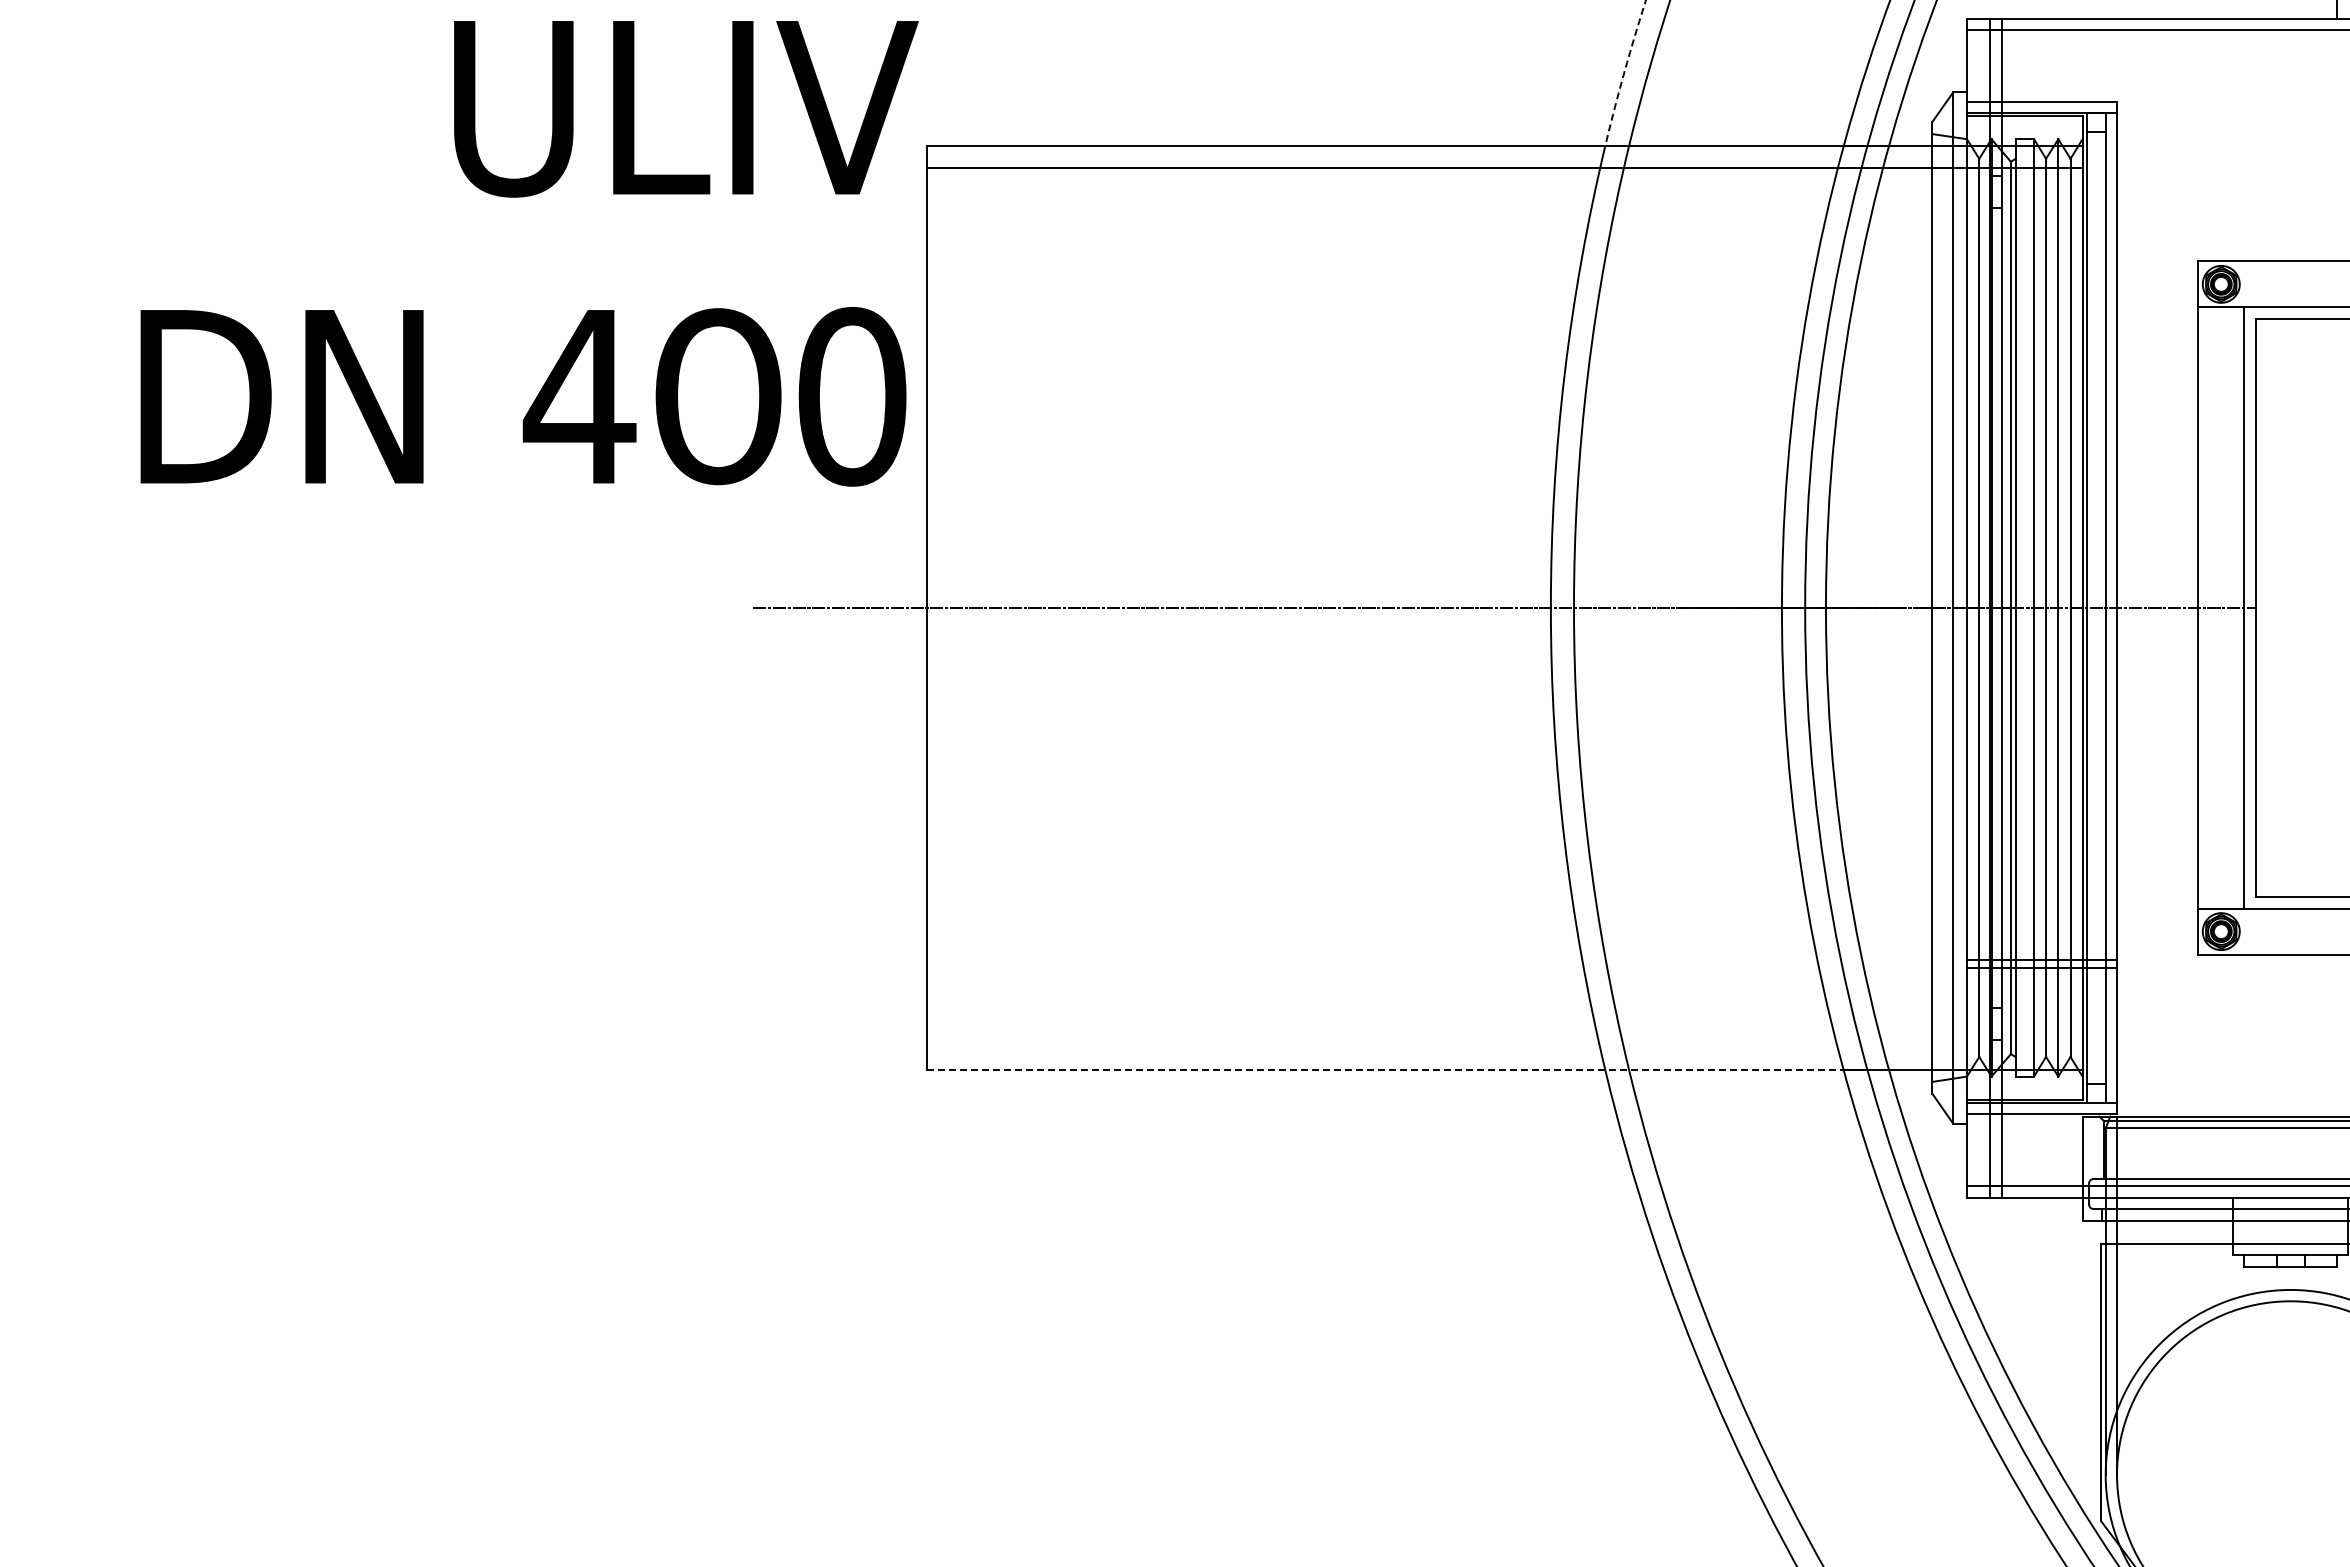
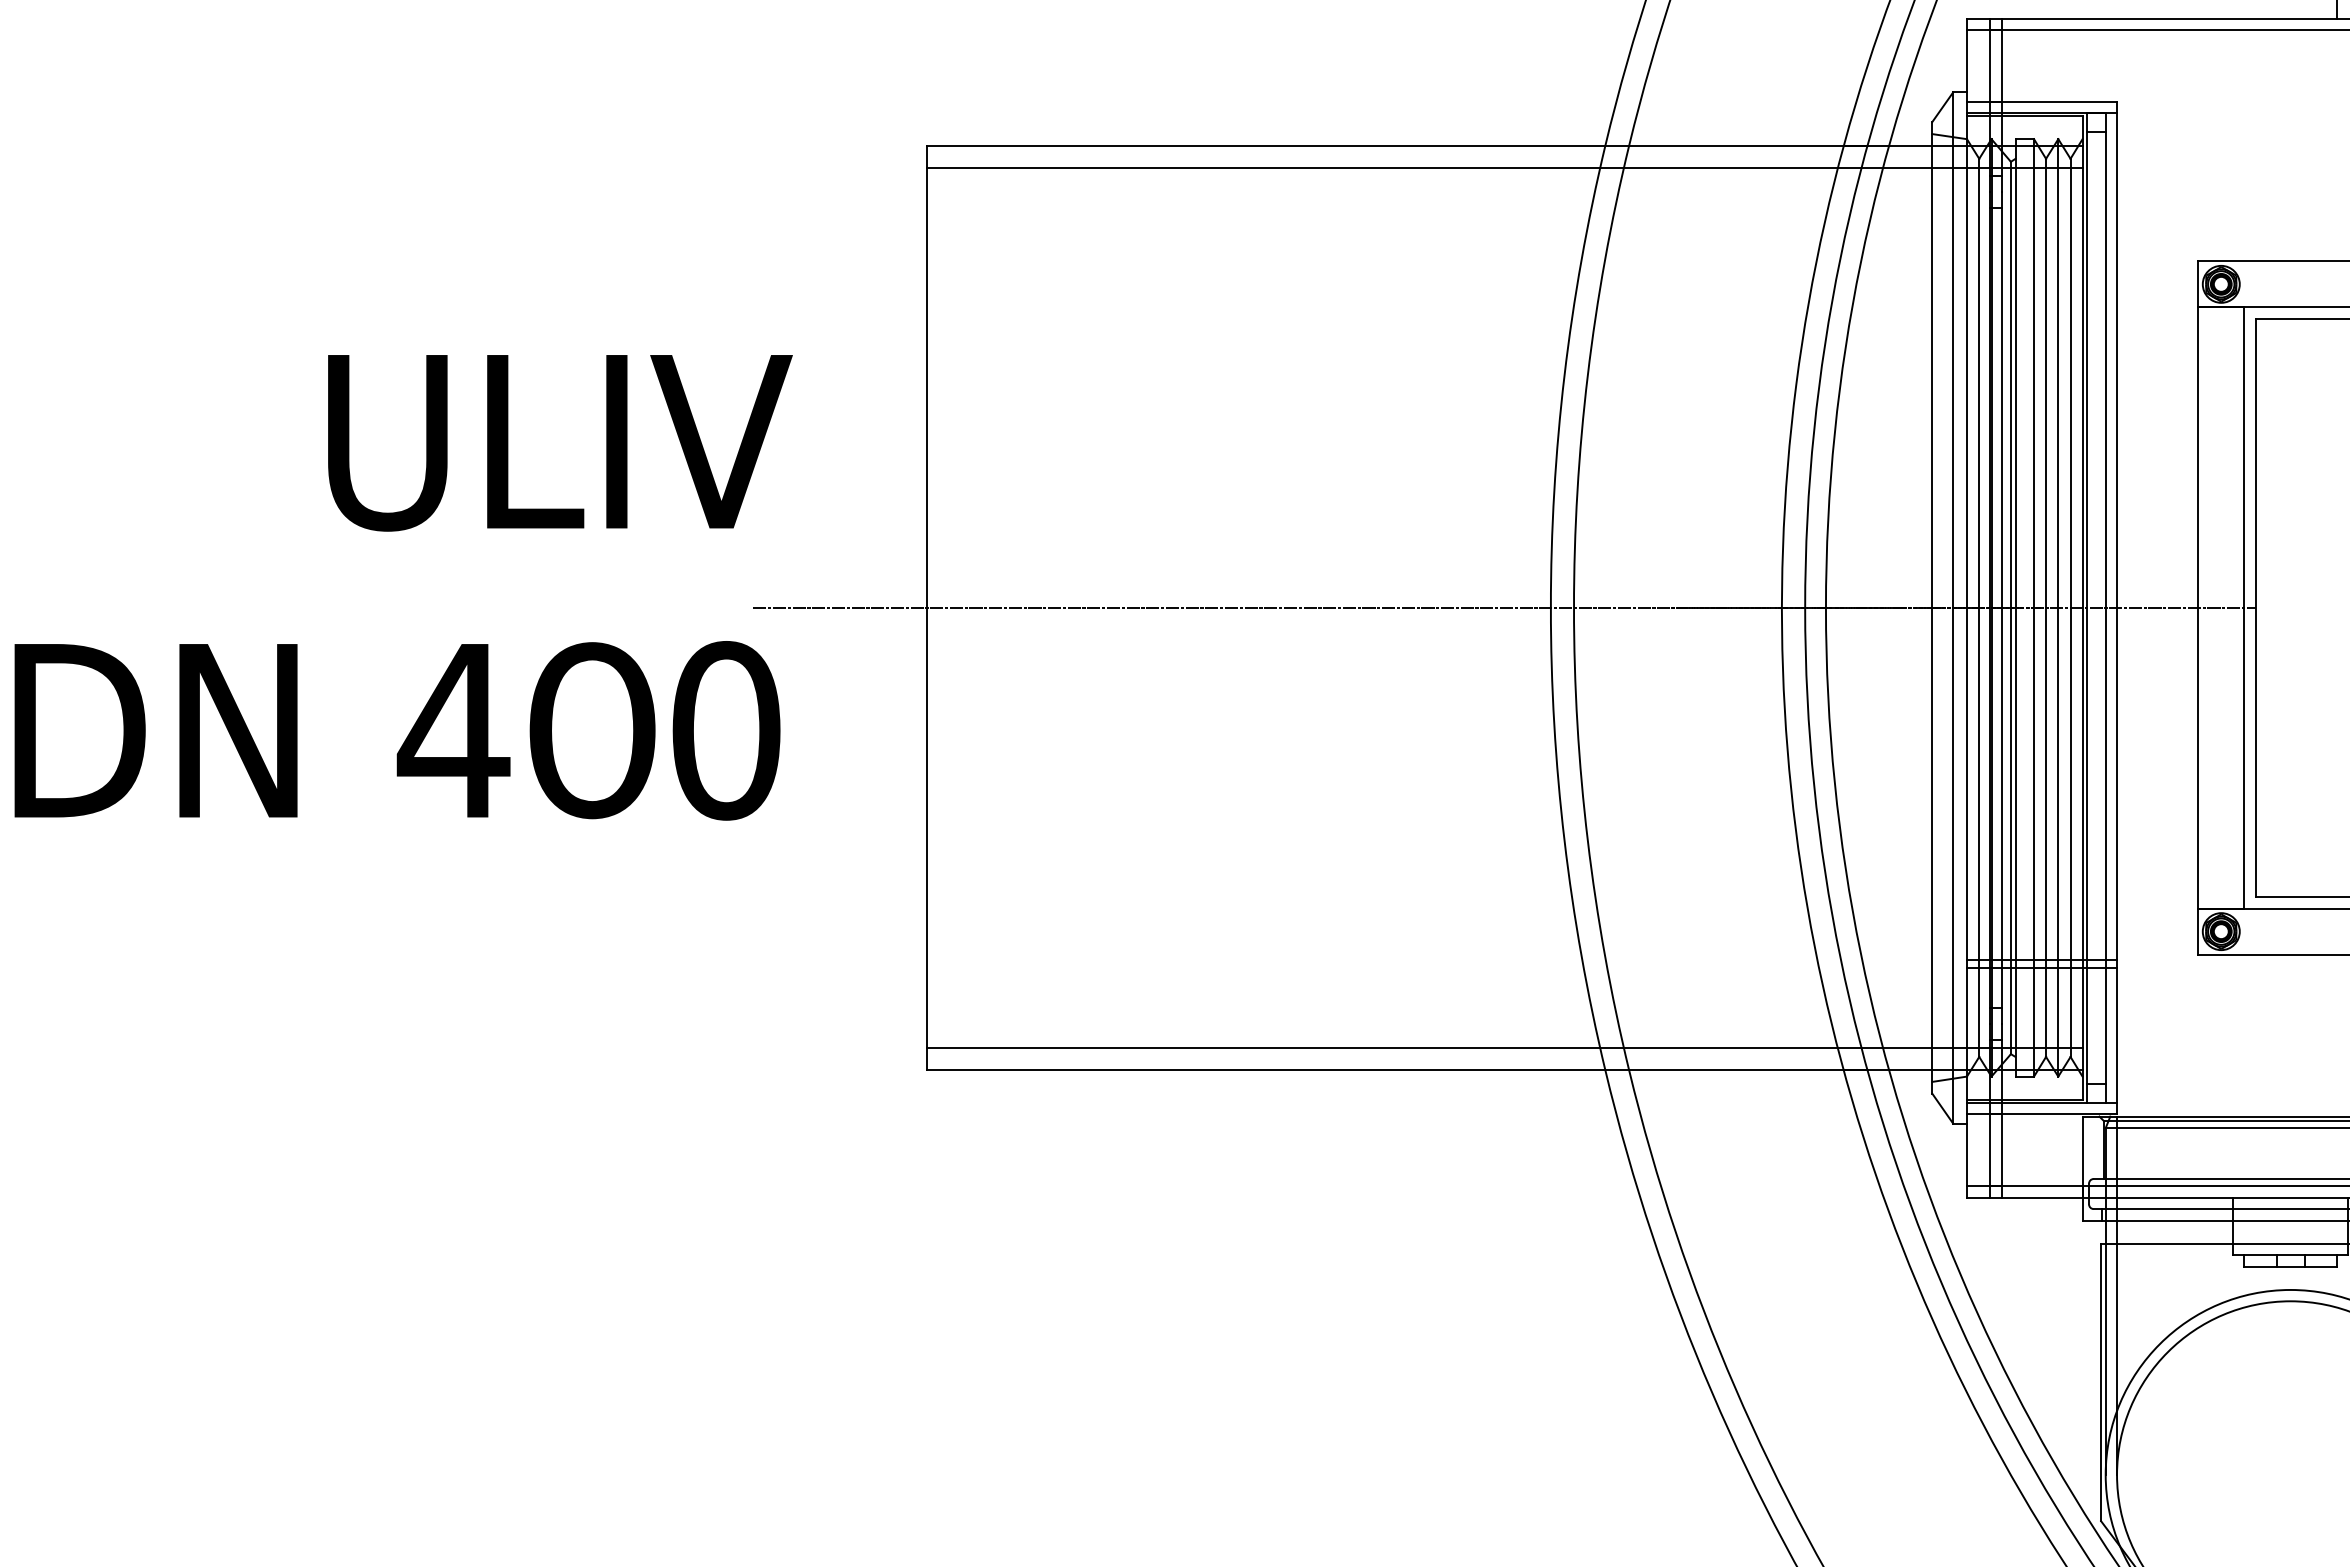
arc: dashed -> solid (1624, 73)
text position: (529, 253) -> (403, 587) (403, 587)
line: none -> present (1504, 1047)
line: dashed -> solid (1385, 1070)
